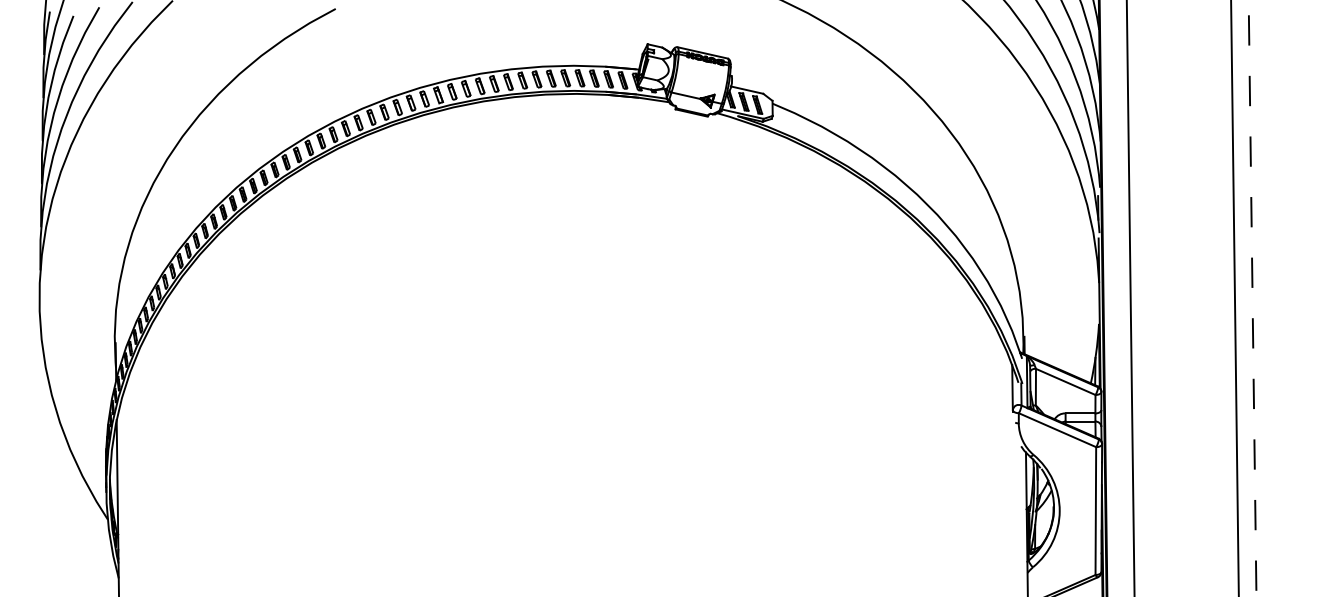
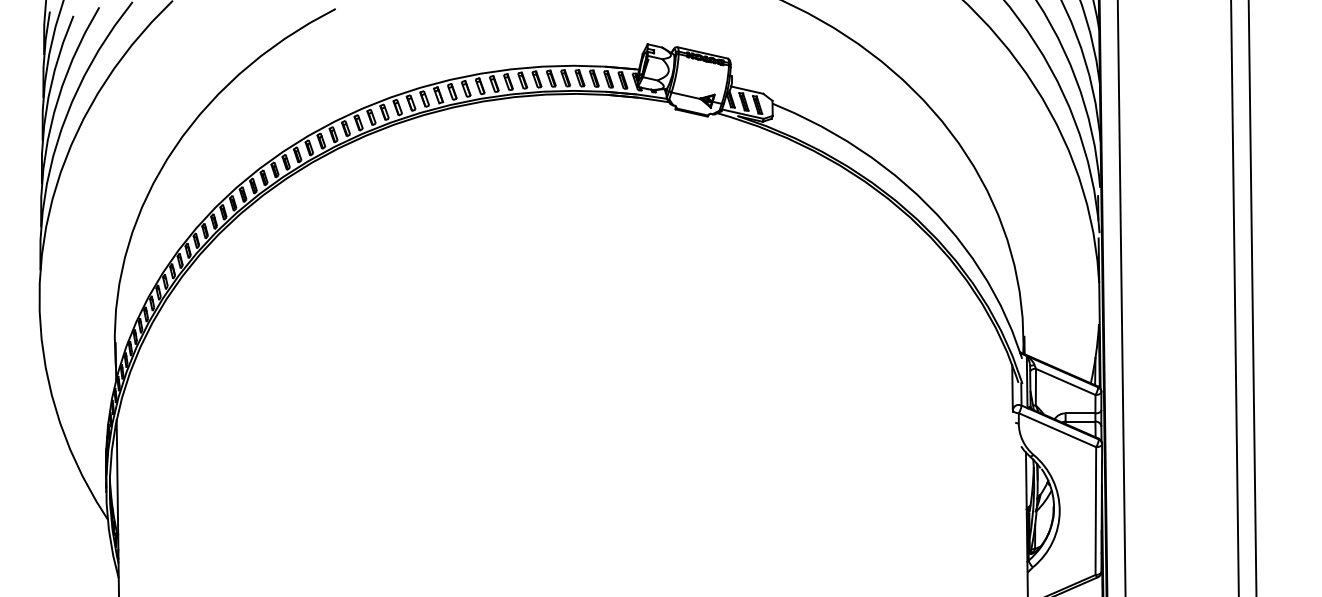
line position: (1130, 297) -> (1121, 297) (1121, 297)
line: dashed -> solid (1252, 298)
